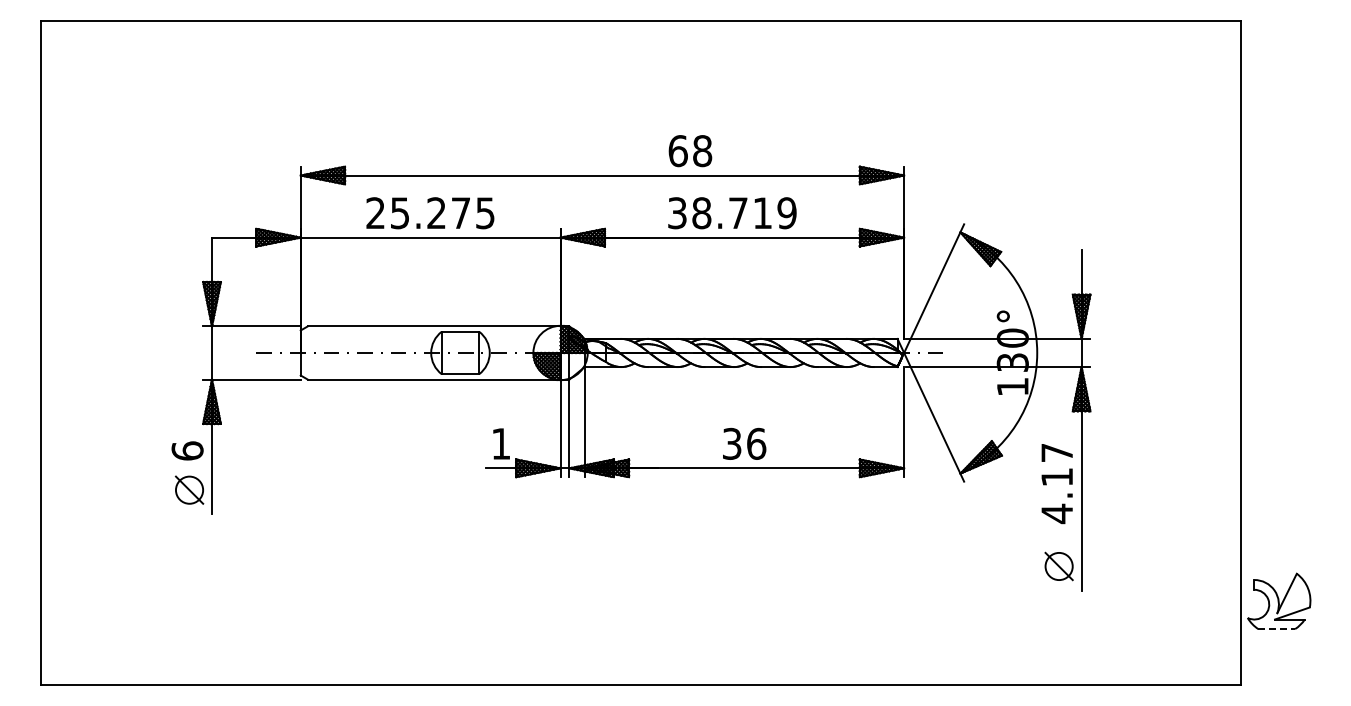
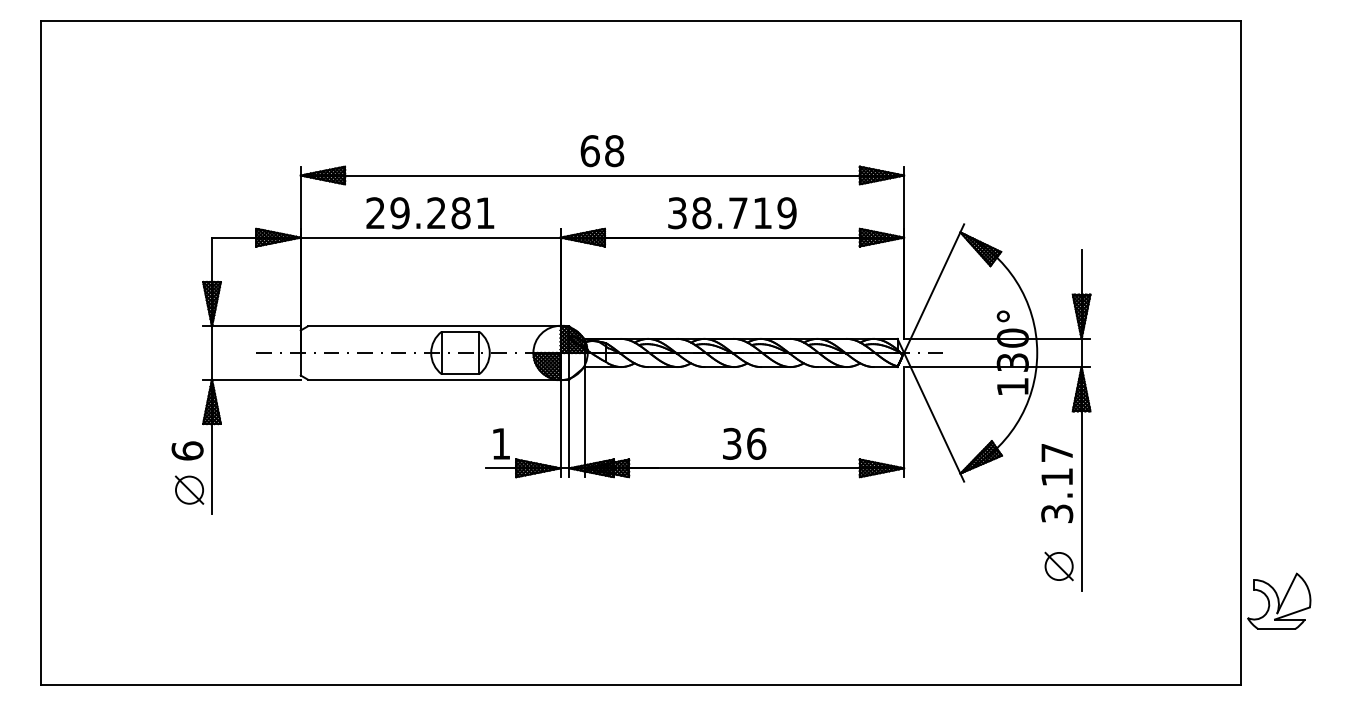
text position: (690, 151) -> (602, 151) (602, 151)
text: 25.275 -> 29.281 (442, 213)
text: 4.17 -> 3.17 (1057, 513)
line: dashed -> solid (1277, 629)
